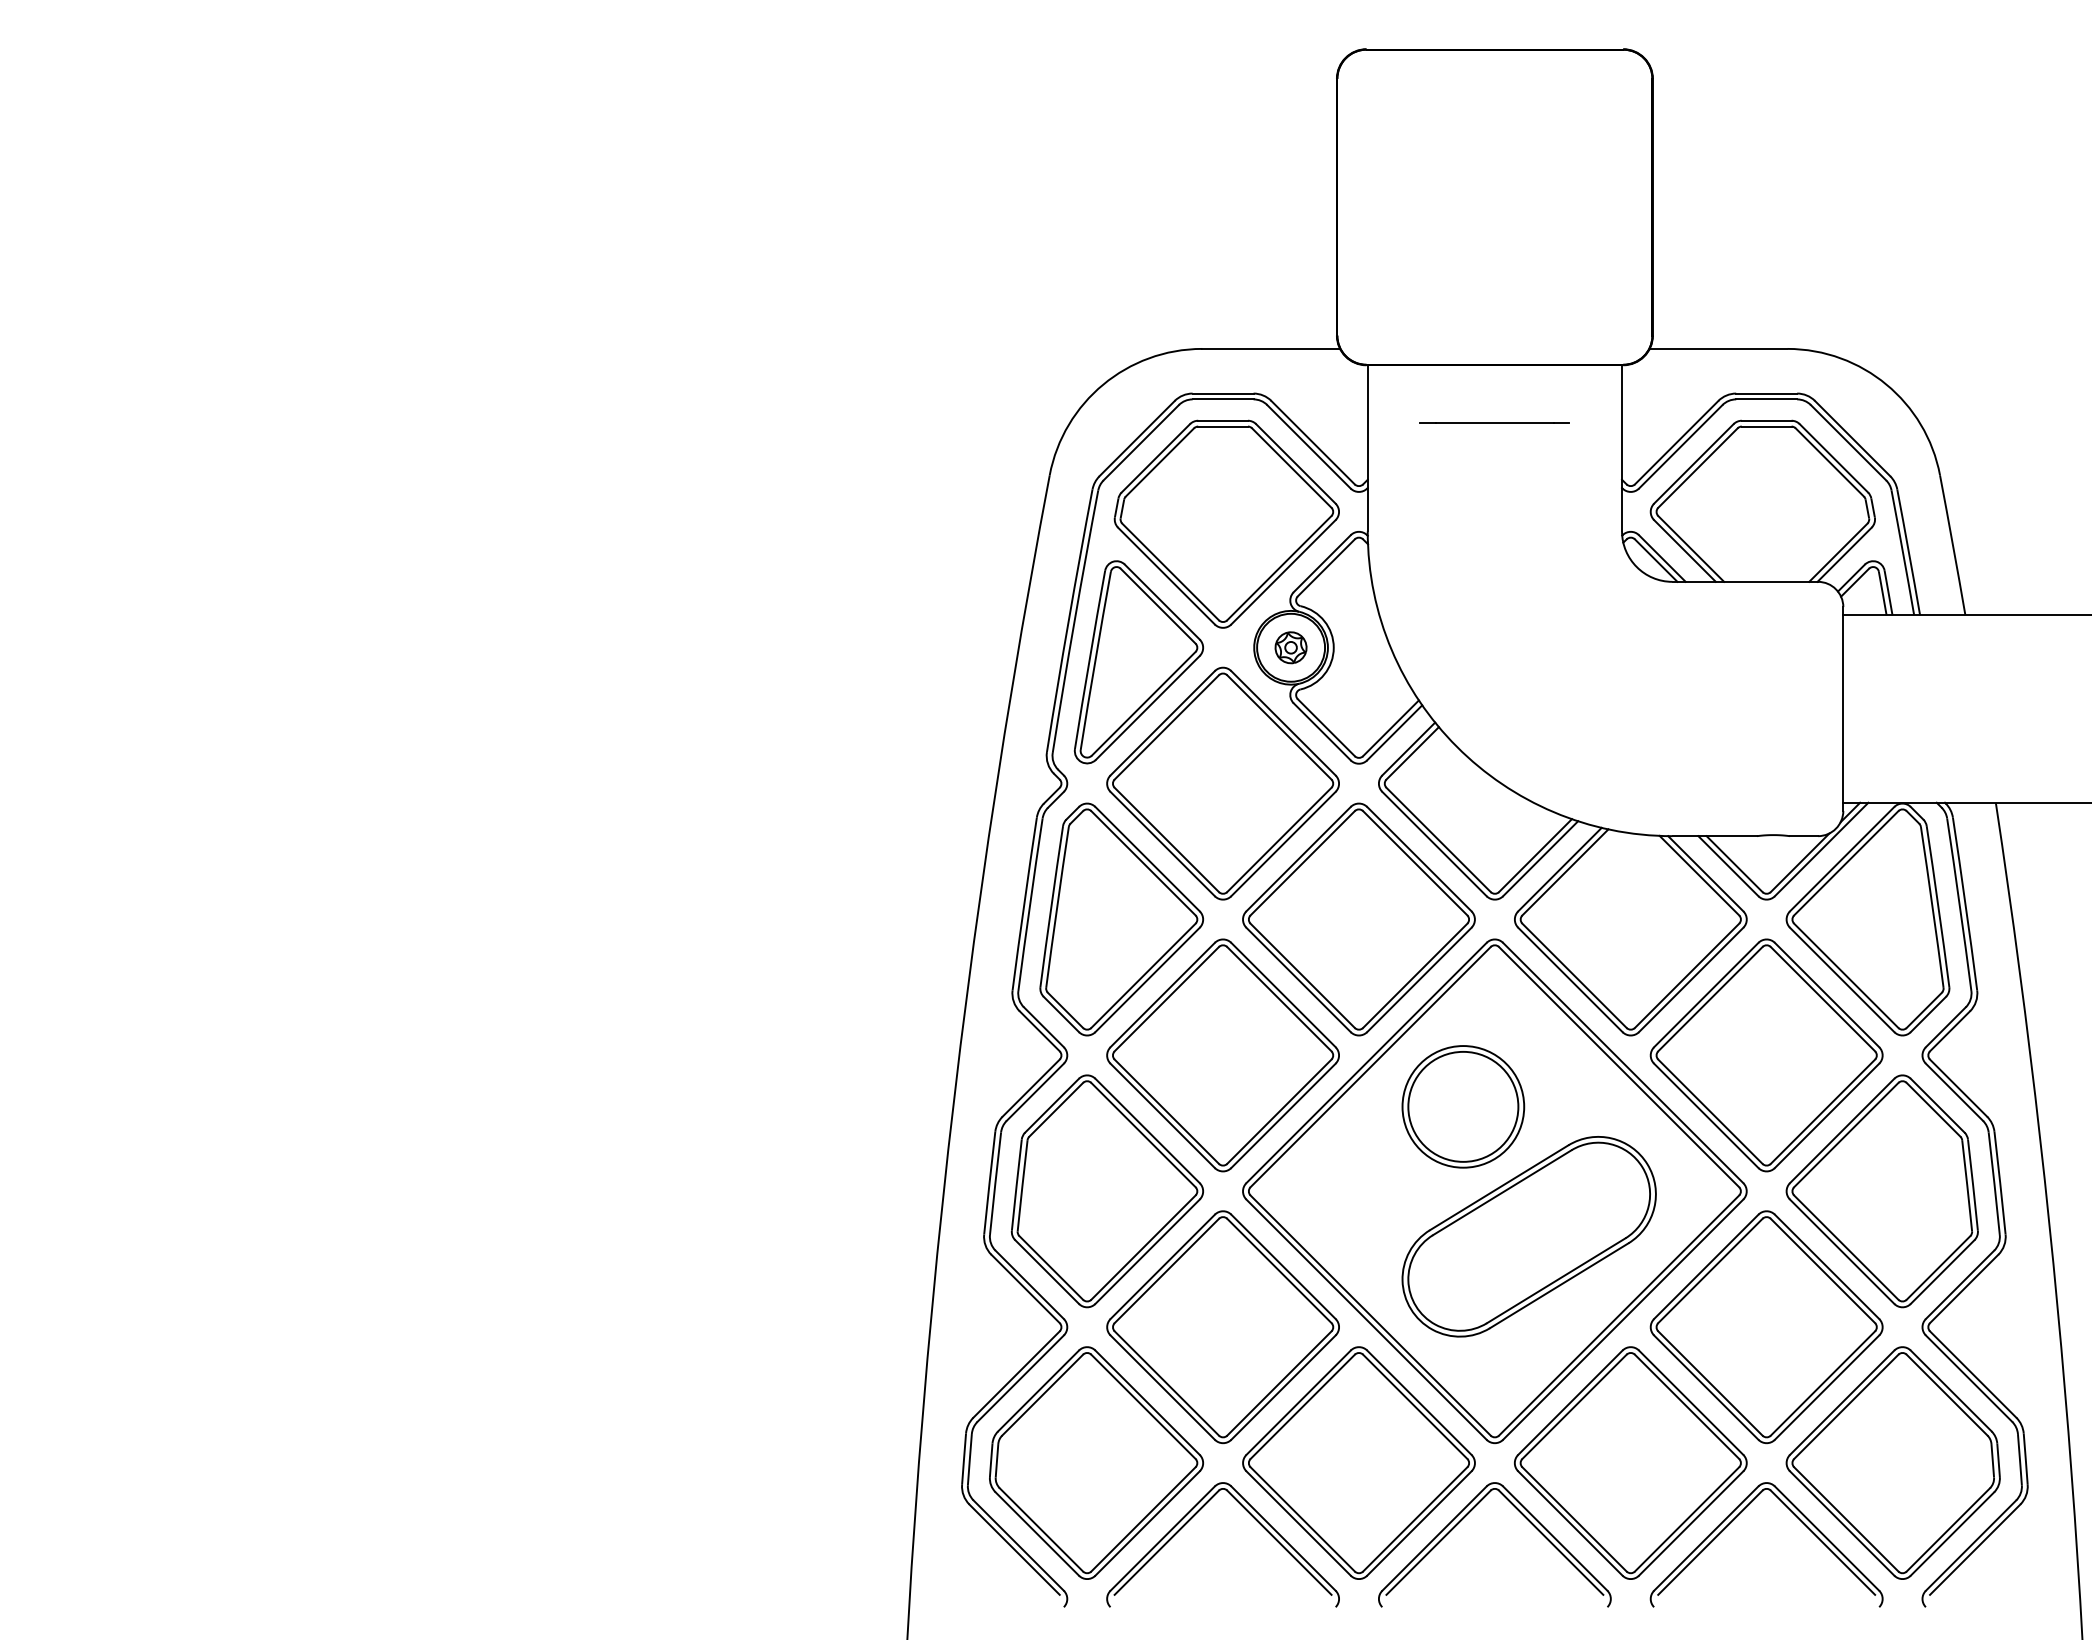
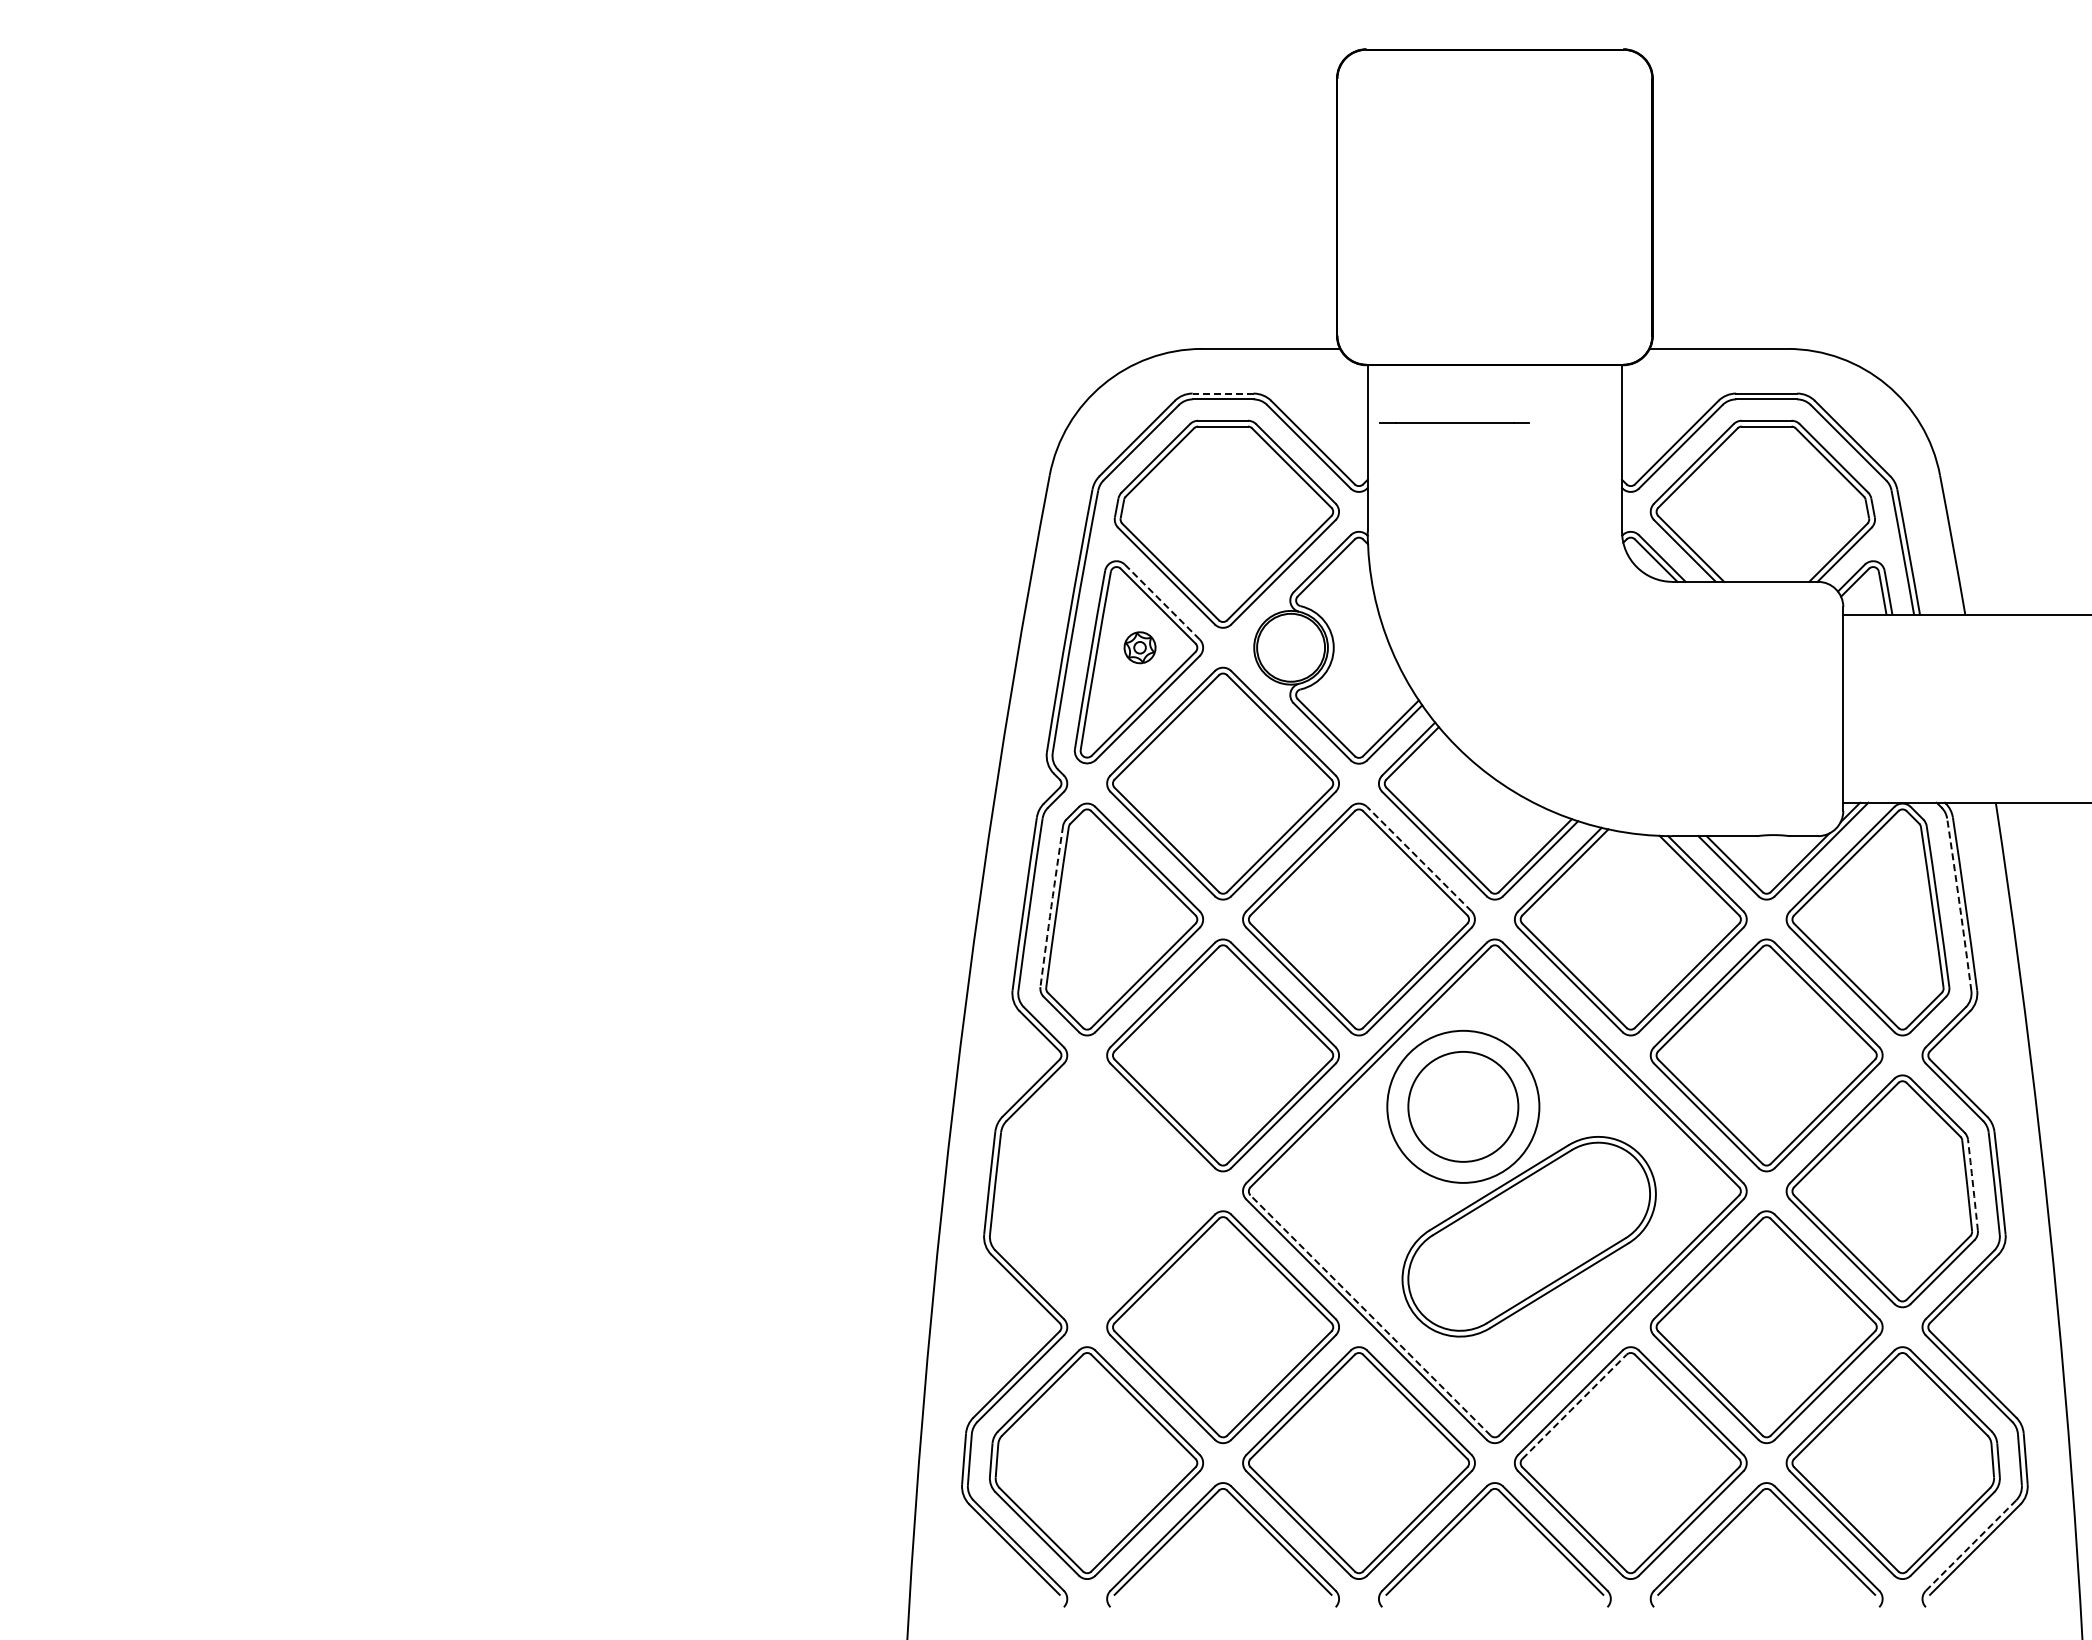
line: solid -> dashed (1222, 393)
line position: (1494, 422) -> (1454, 422) (1454, 422)
line: solid -> dashed (1162, 602)
part position: (1290, 647) -> (1139, 647) (1139, 647)
line: solid -> dashed (1419, 859)
arc: solid -> dashed (1959, 904)
arc: solid -> dashed (1051, 906)
circle diameter: 122 px -> 152 px (1463, 1106)
arc: solid -> dashed (1973, 1185)
part: present -> none (1106, 1191)
line: solid -> dashed (1370, 1315)
line: solid -> dashed (1574, 1406)
line: solid -> dashed (1971, 1545)
